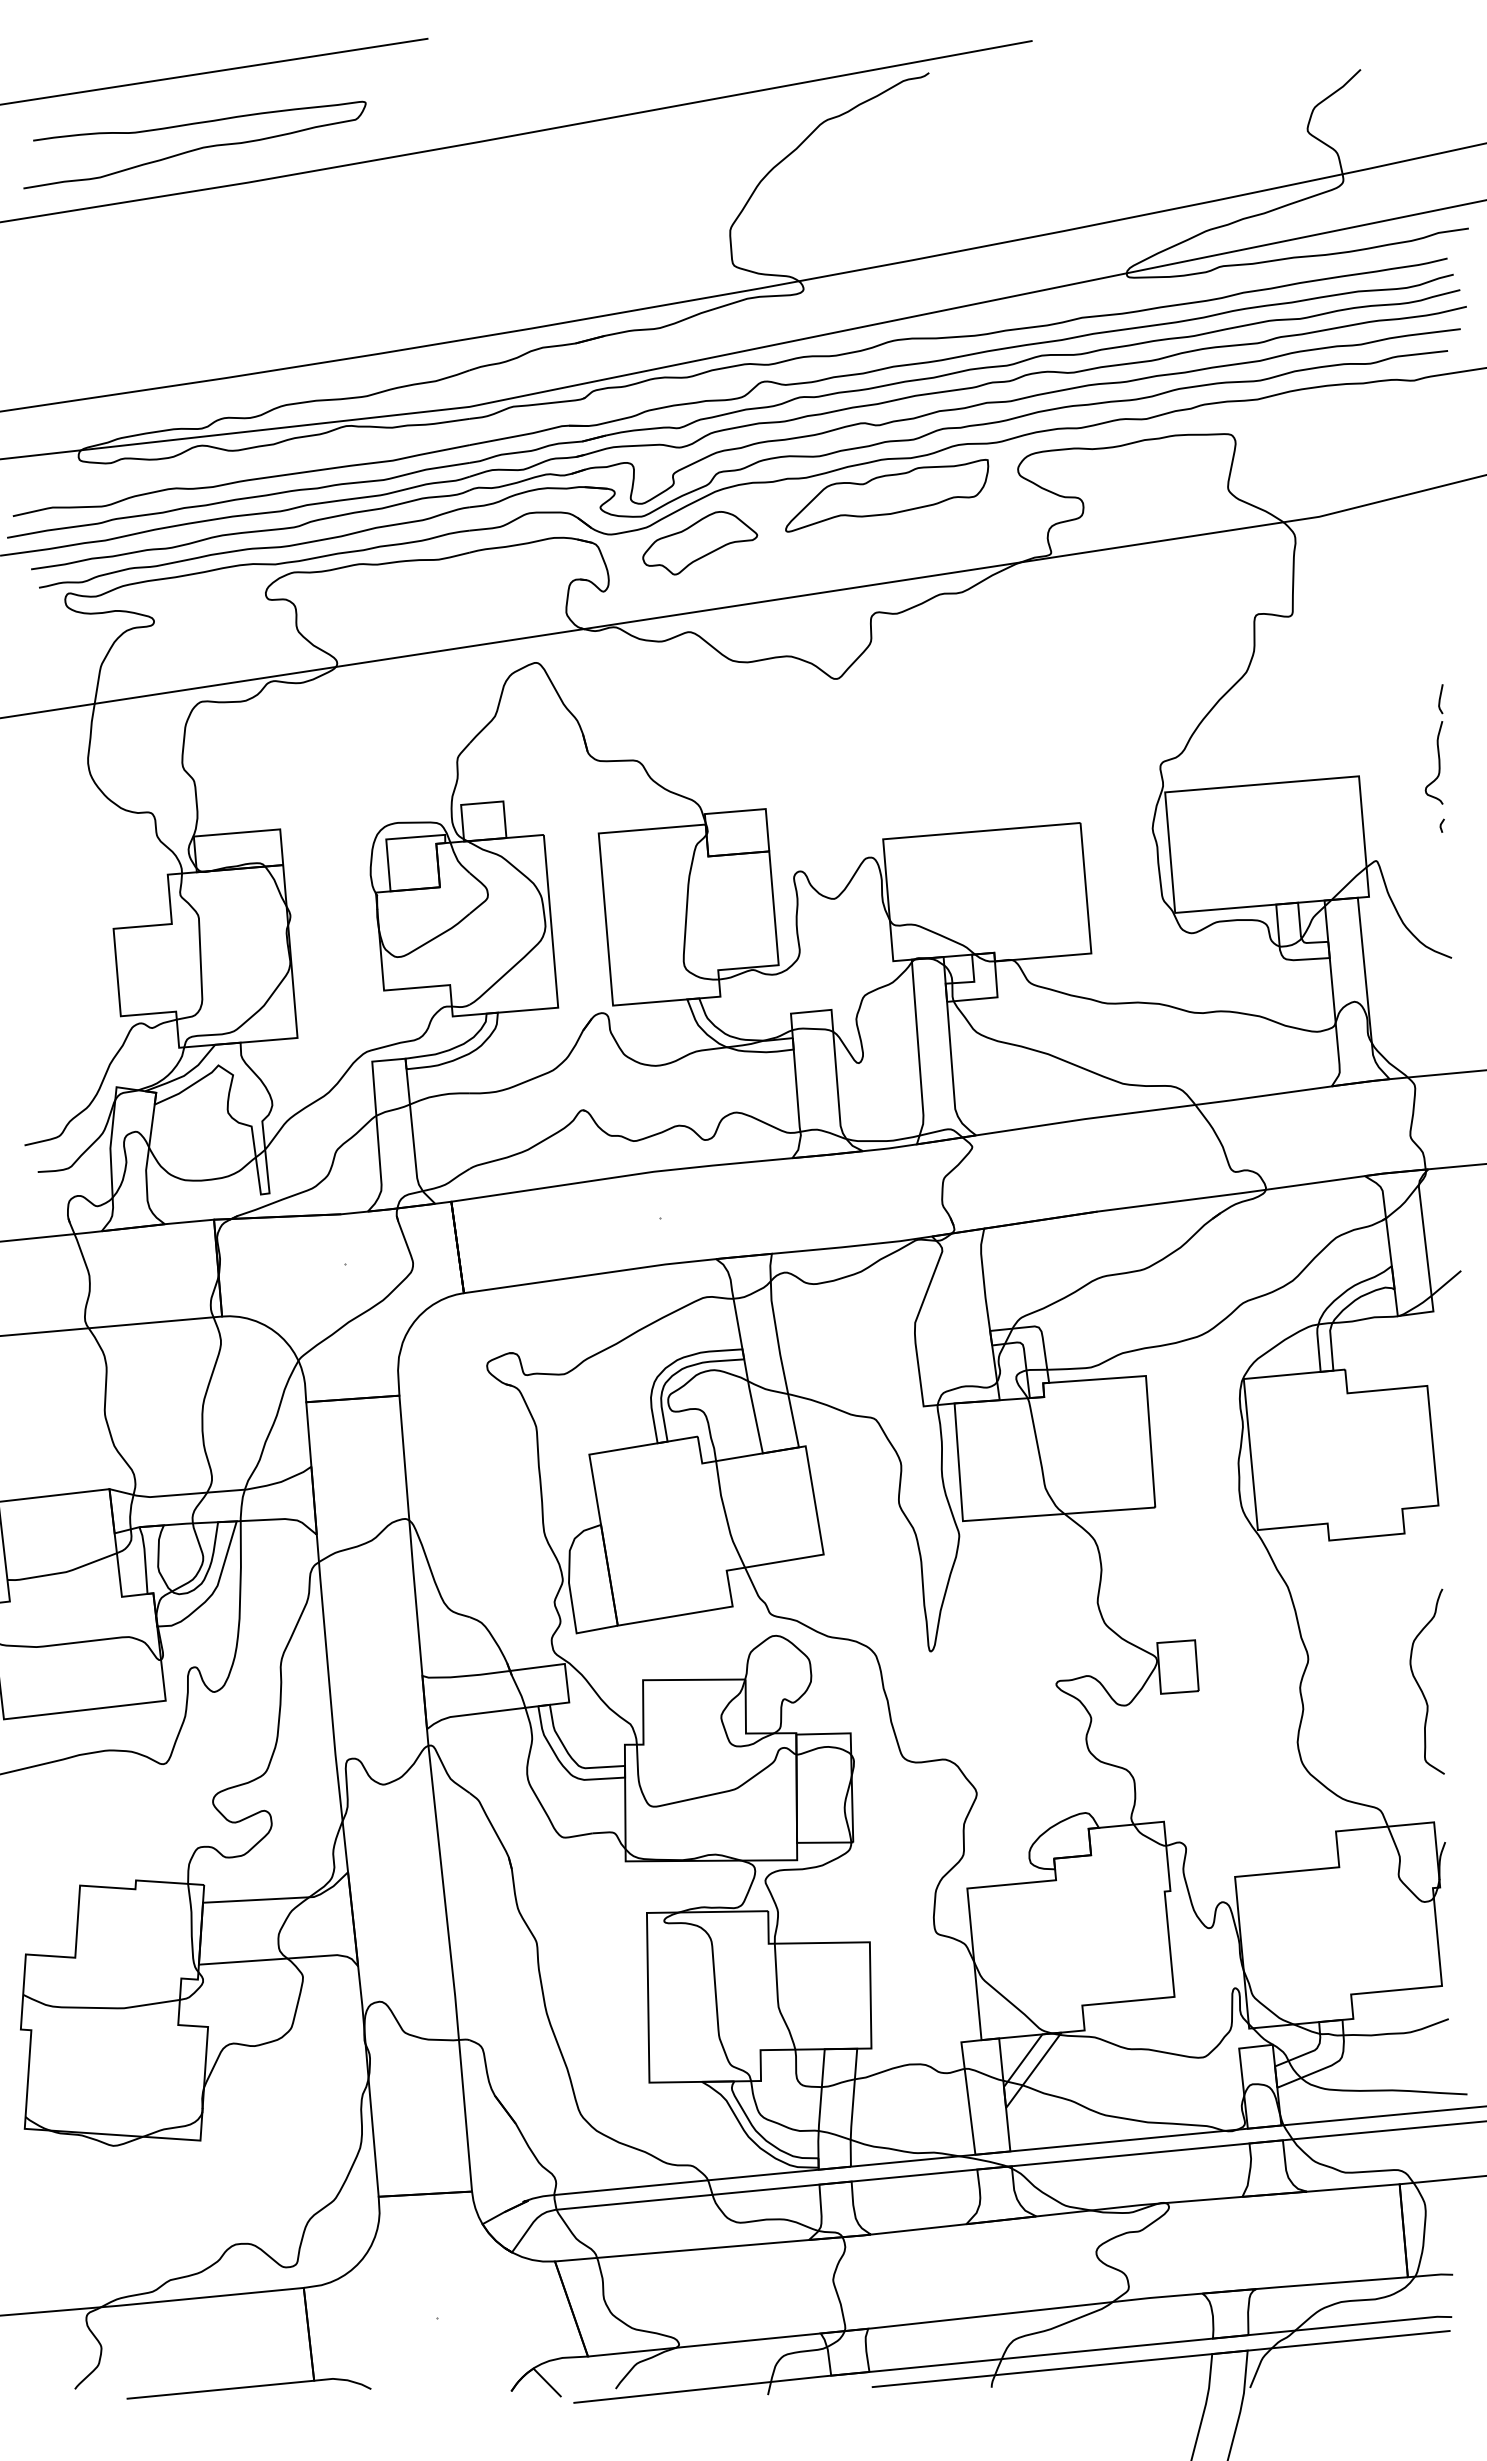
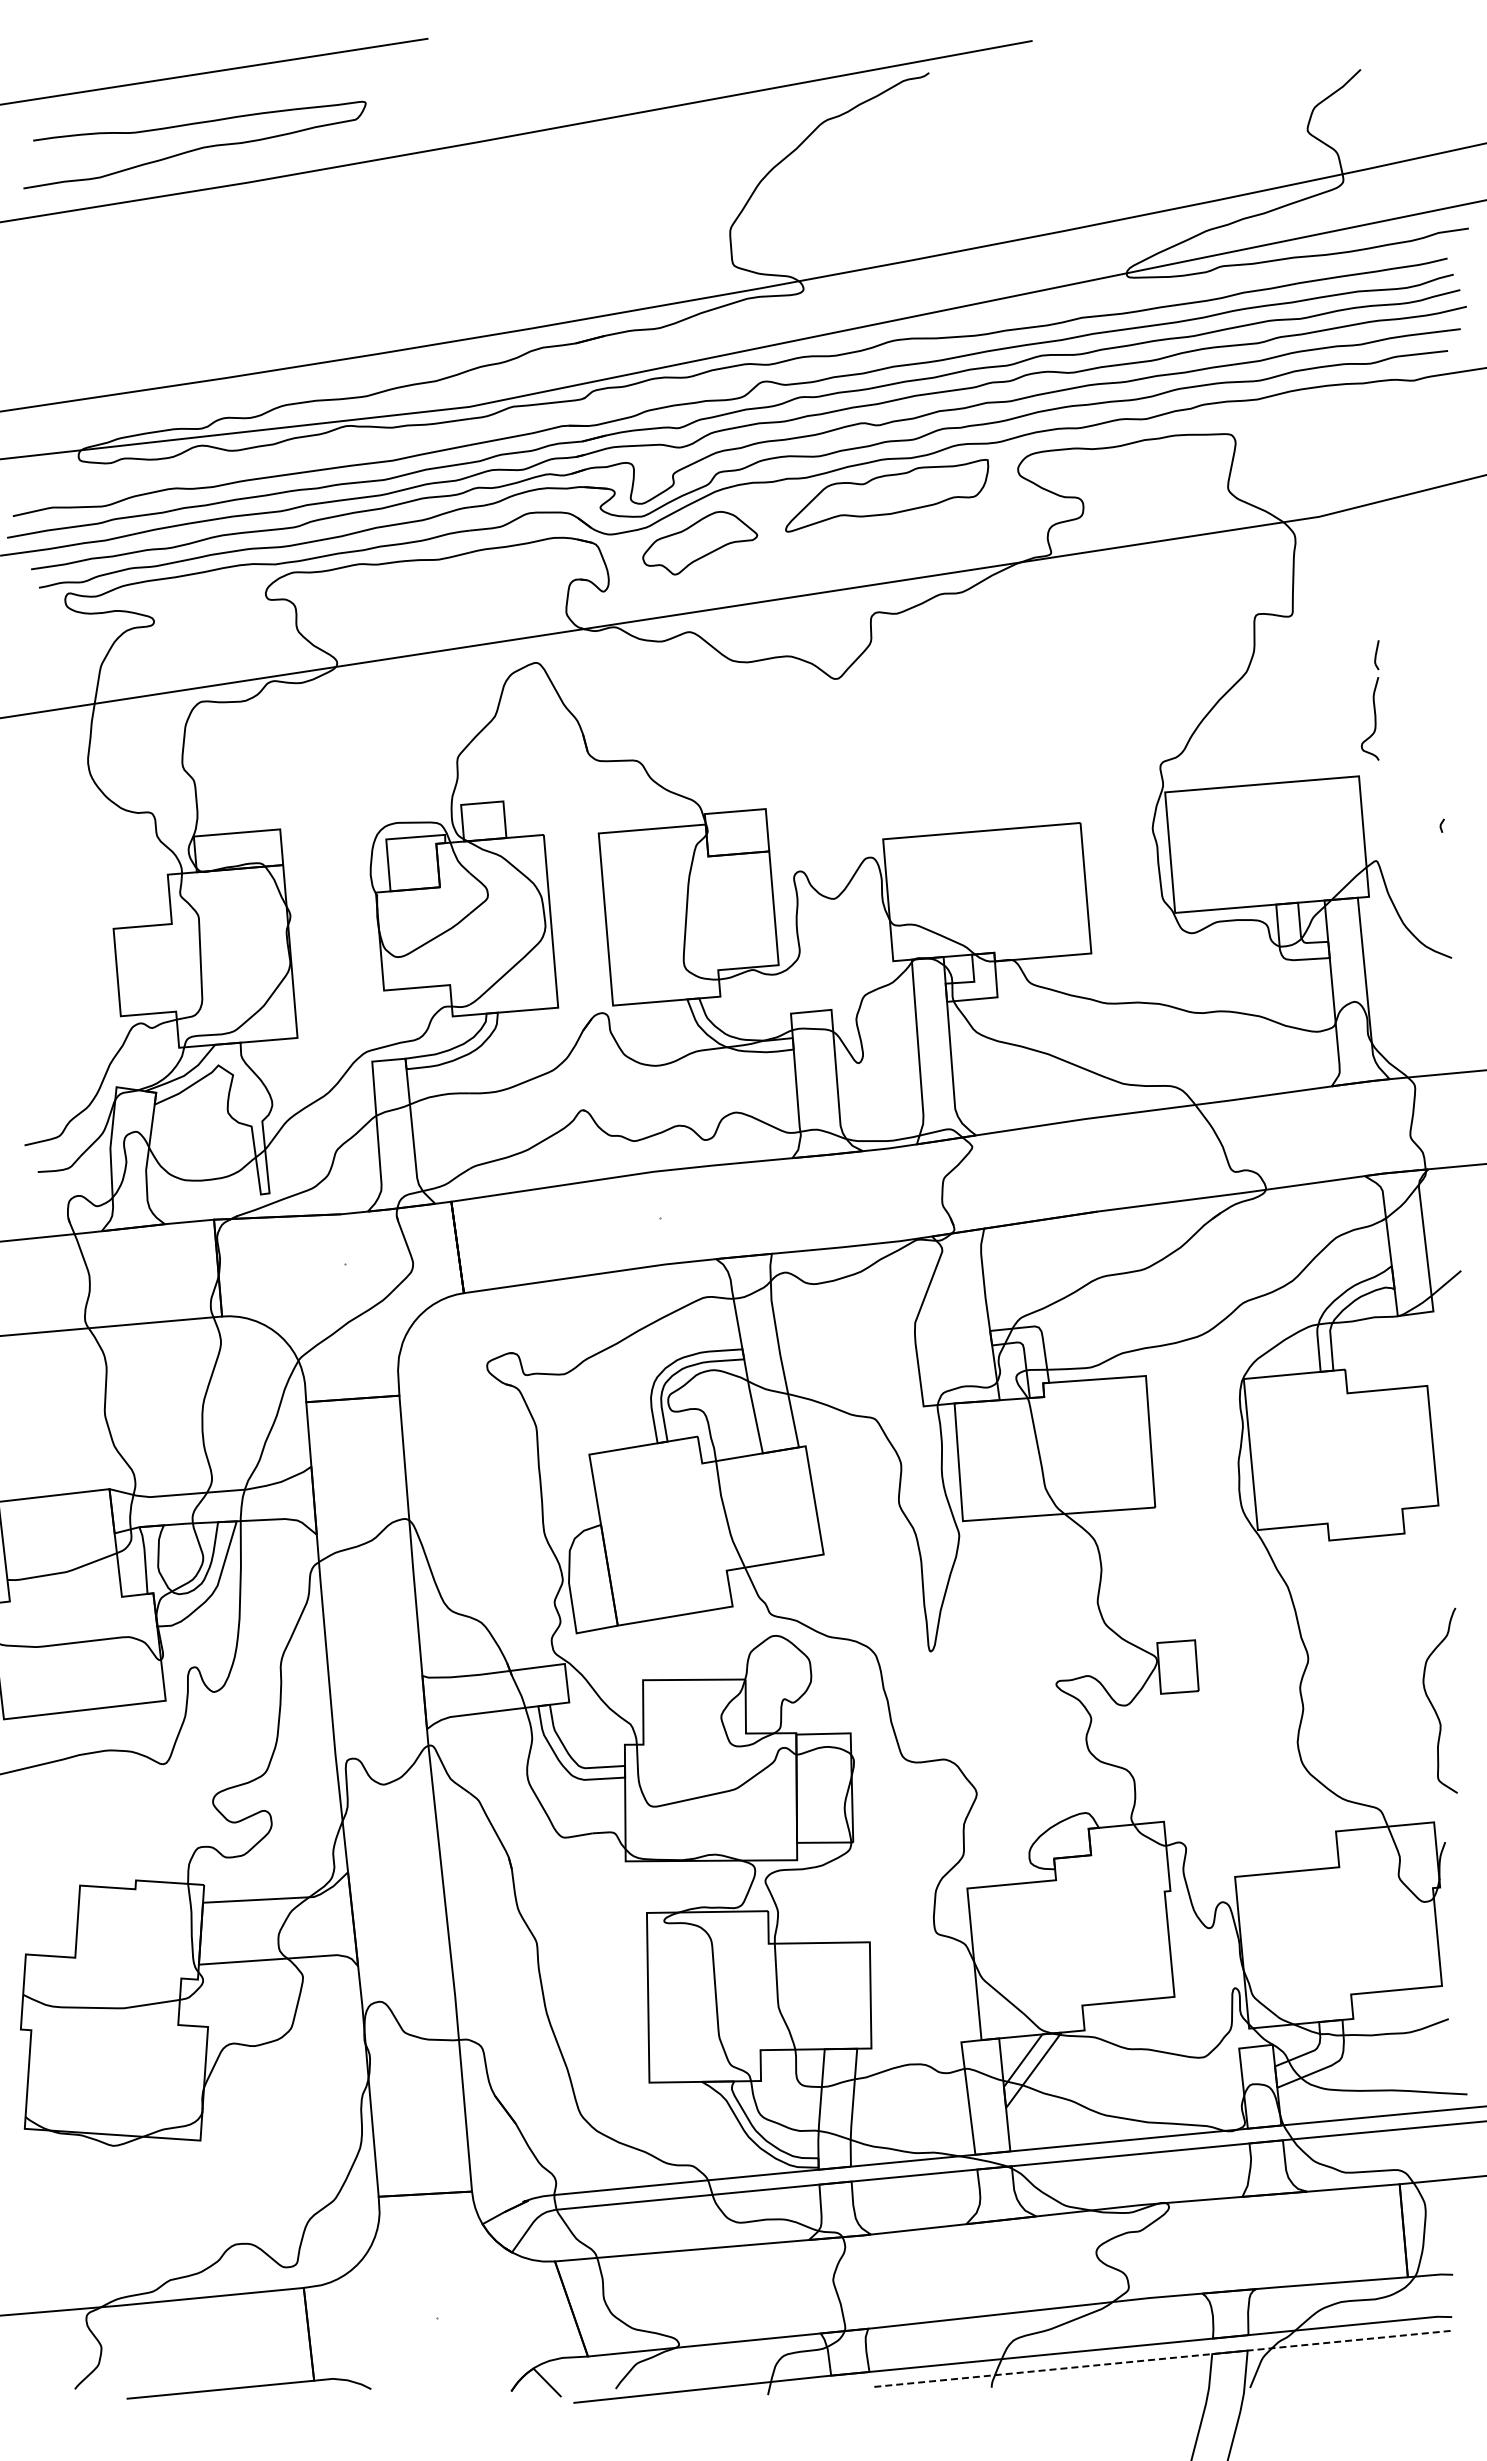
part position: (1433, 744) -> (1369, 700) (1369, 700)
curve position: (1419, 1684) -> (1432, 1703) (1432, 1703)
line: solid -> dashed (1161, 2359)
